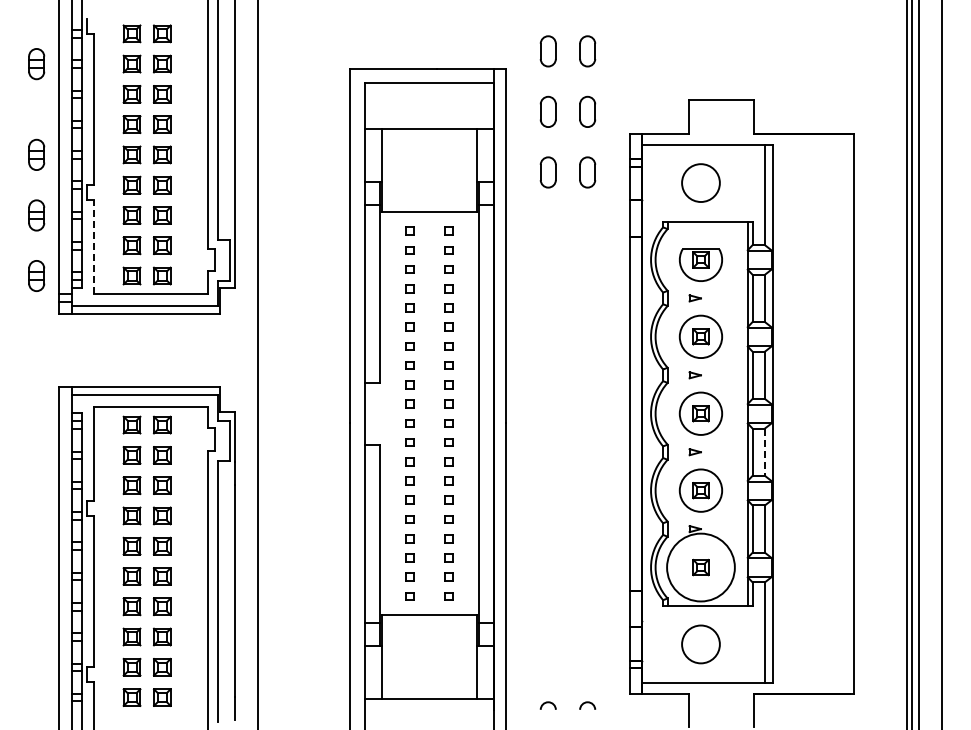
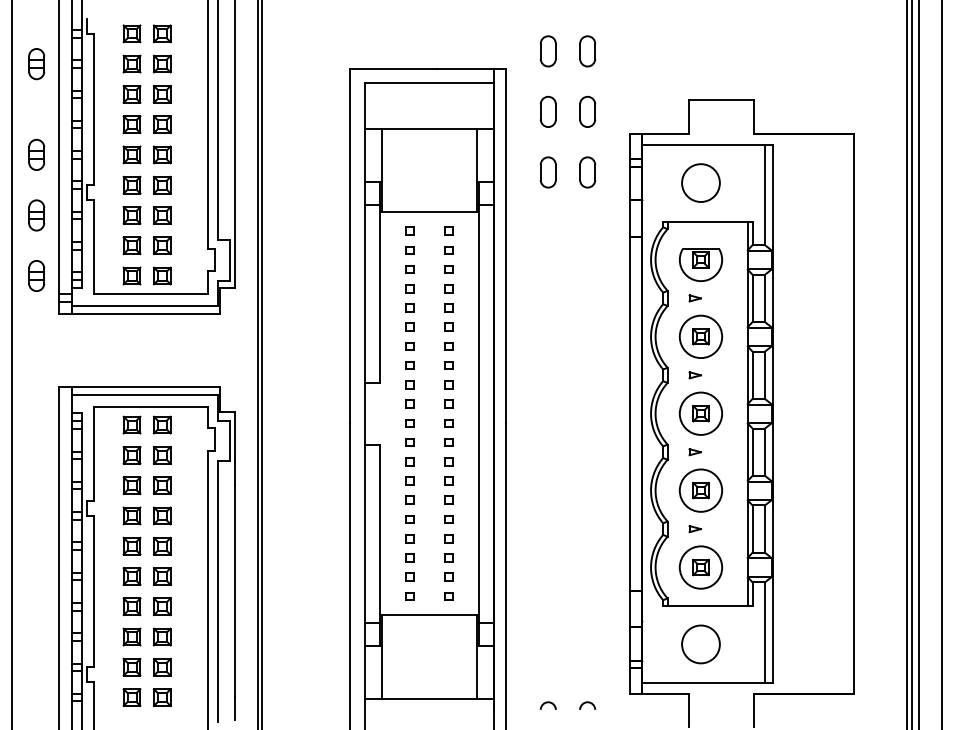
line: dashed -> solid (94, 247)
line: none -> present (12, 364)
line: none -> present (262, 364)
line: dashed -> solid (765, 452)
circle diameter: 68 px -> 42 px (700, 567)
